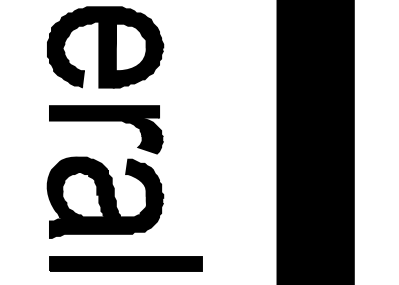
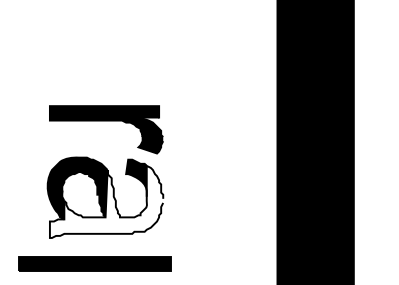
part: present -> none (105, 47)
fill: present -> none (106, 201)
part position: (125, 263) -> (94, 263) (94, 263)
